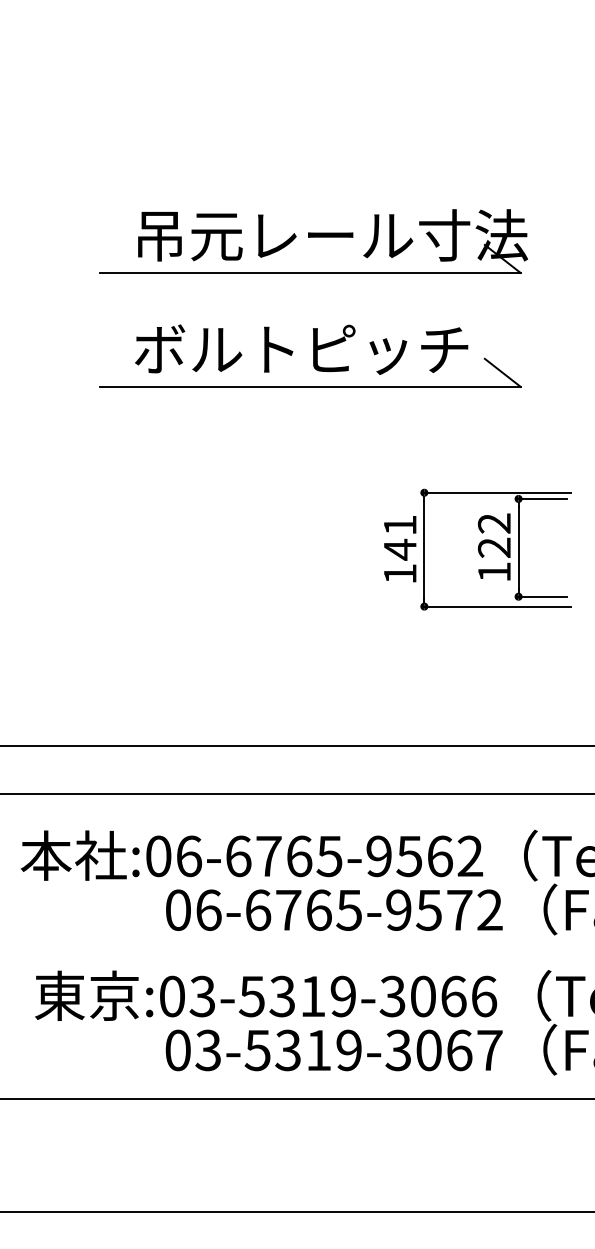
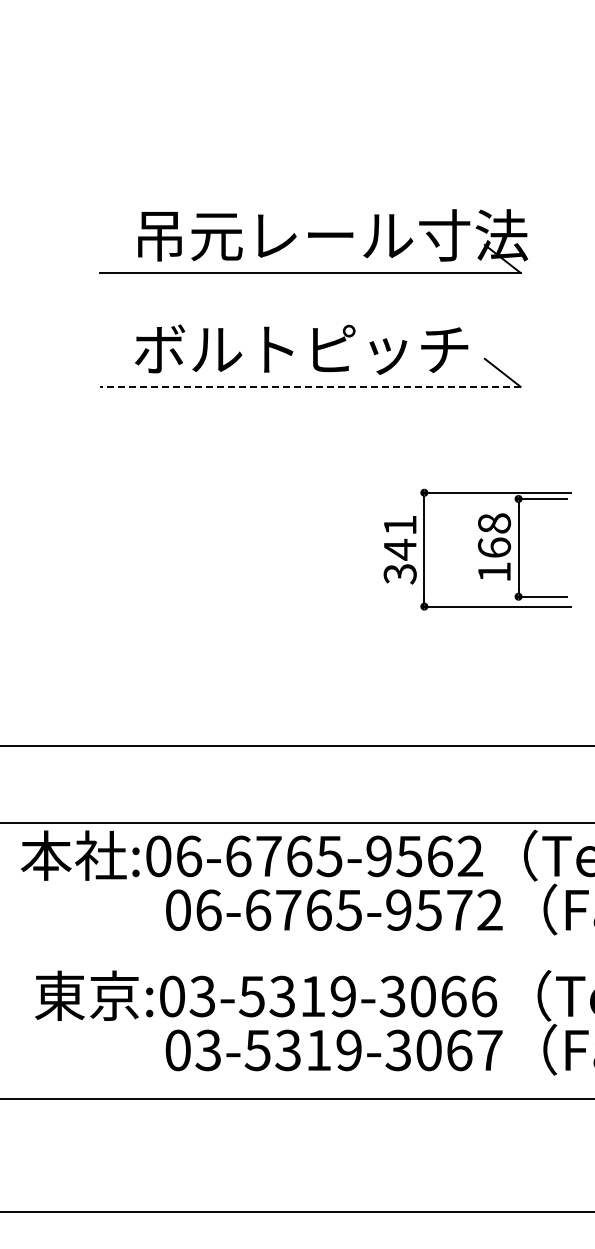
line: solid -> dashed (309, 386)
text: 122 -> 168 (494, 535)
text: 141 -> 341 (399, 574)
line position: (296, 793) -> (296, 822) (296, 822)
